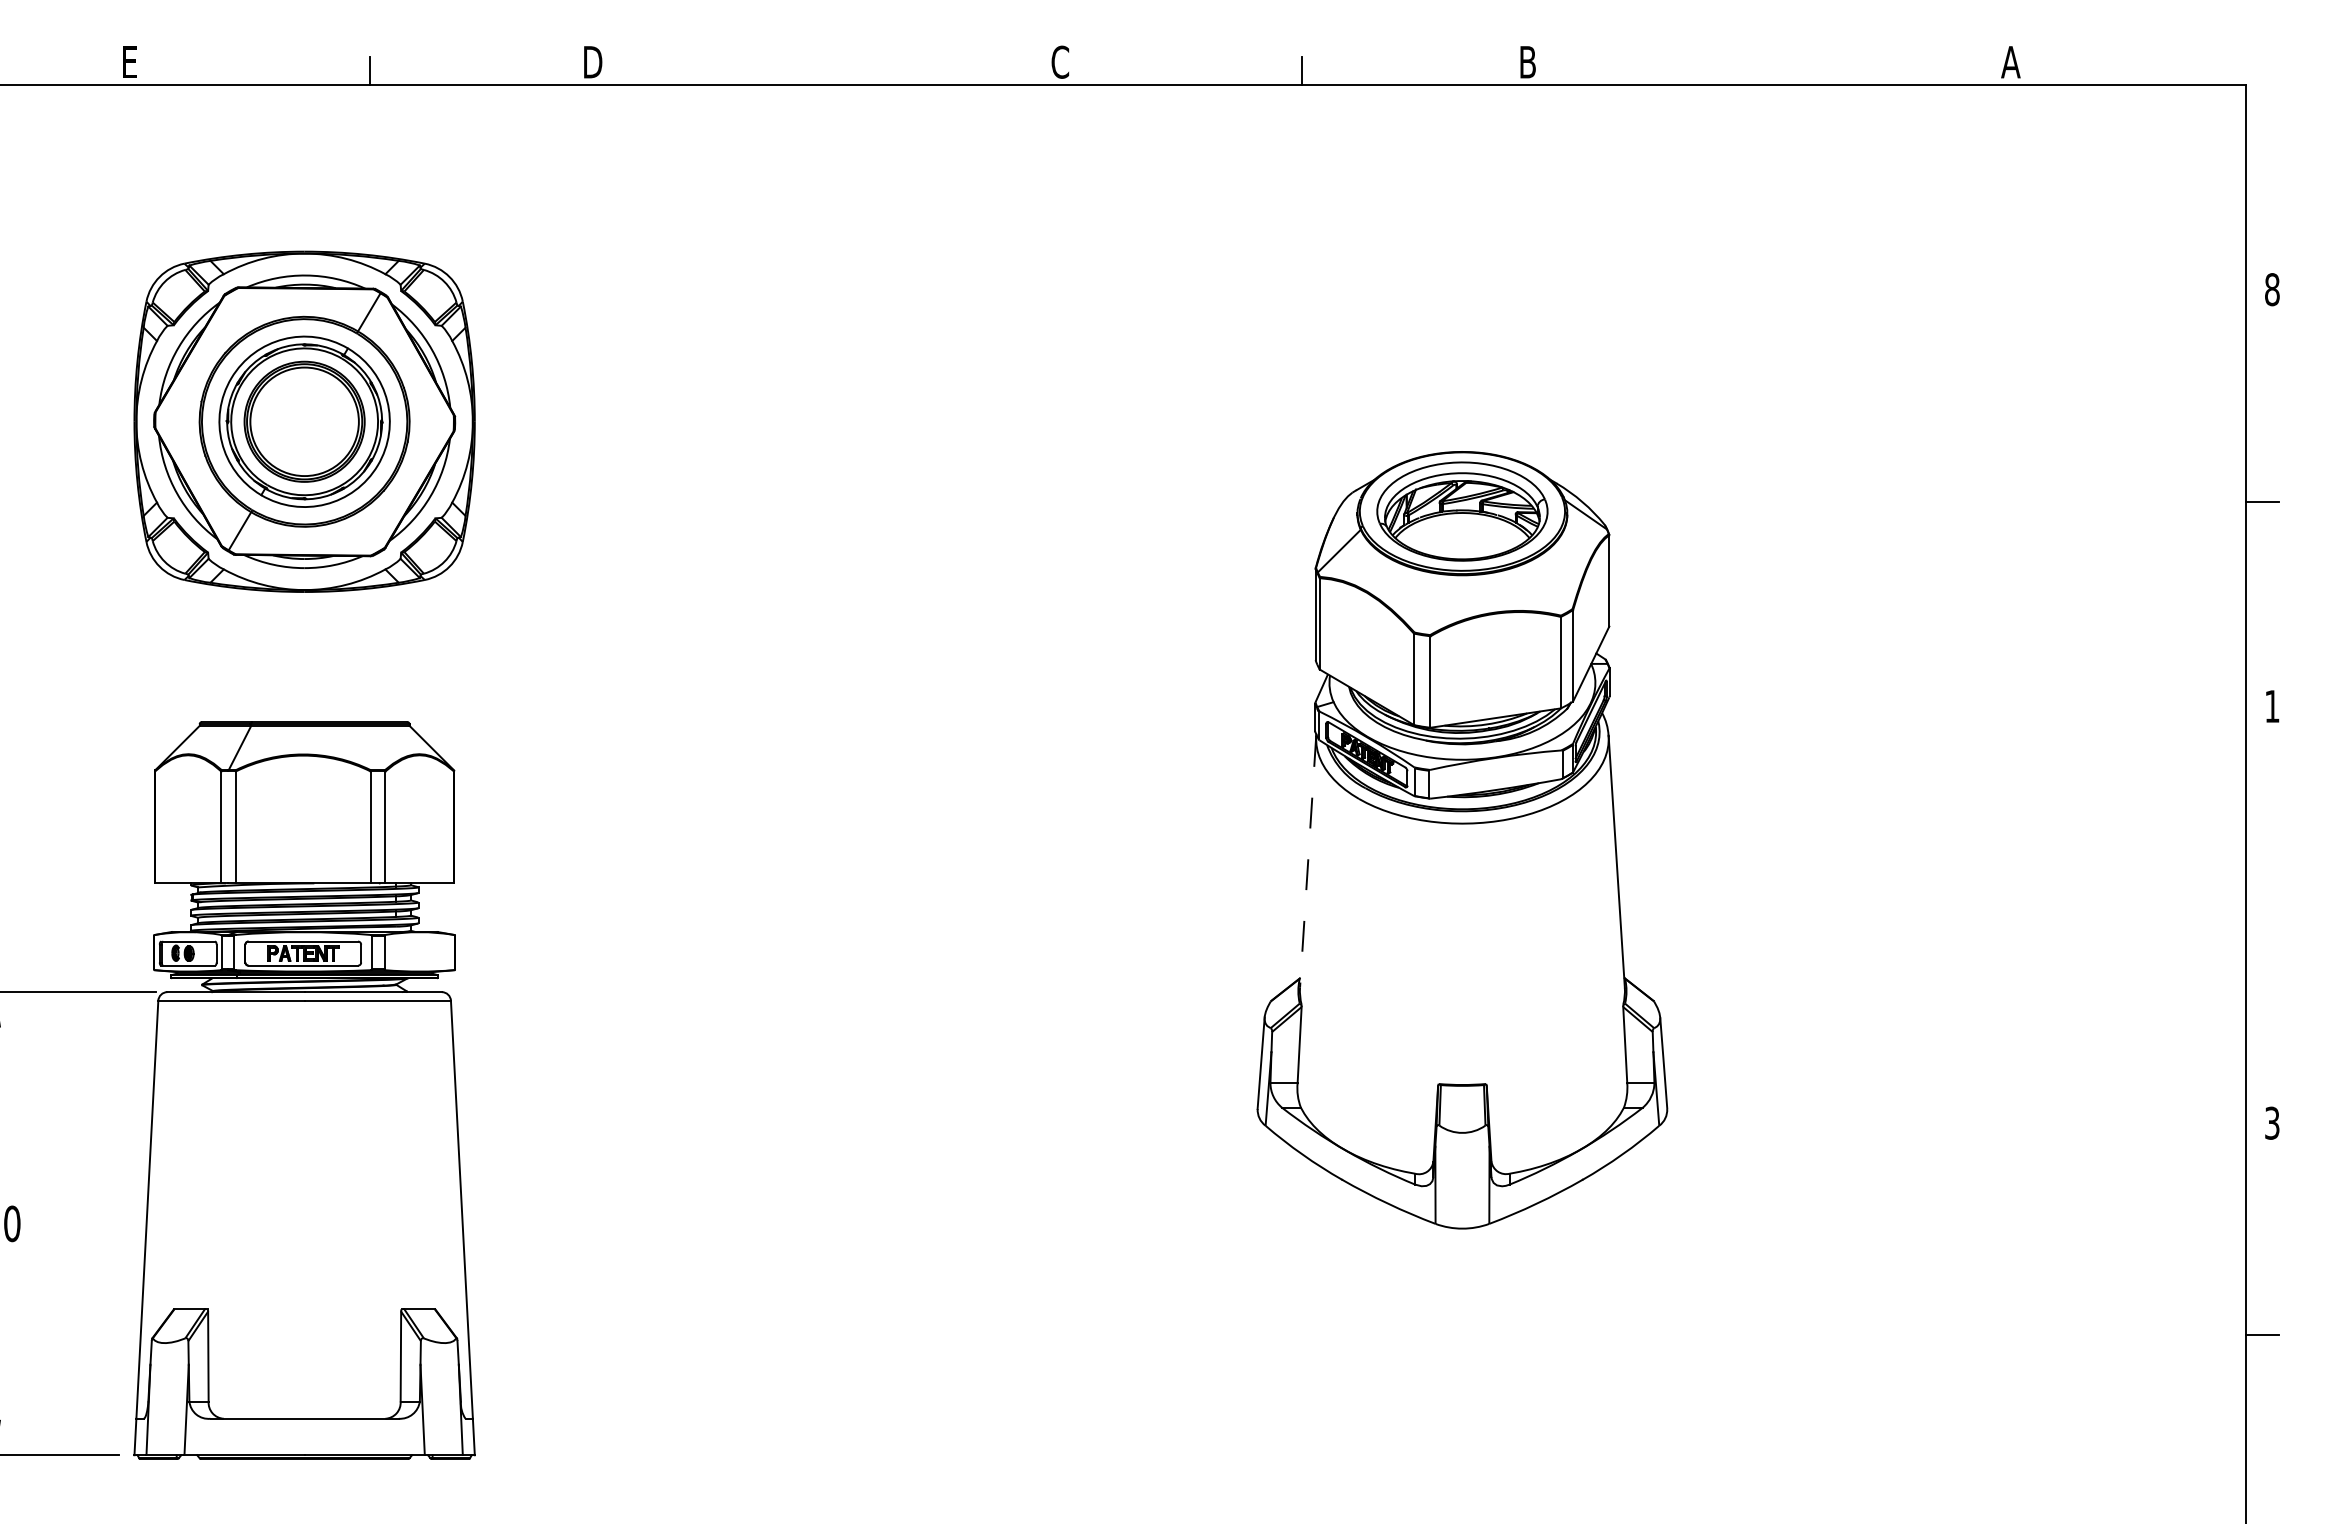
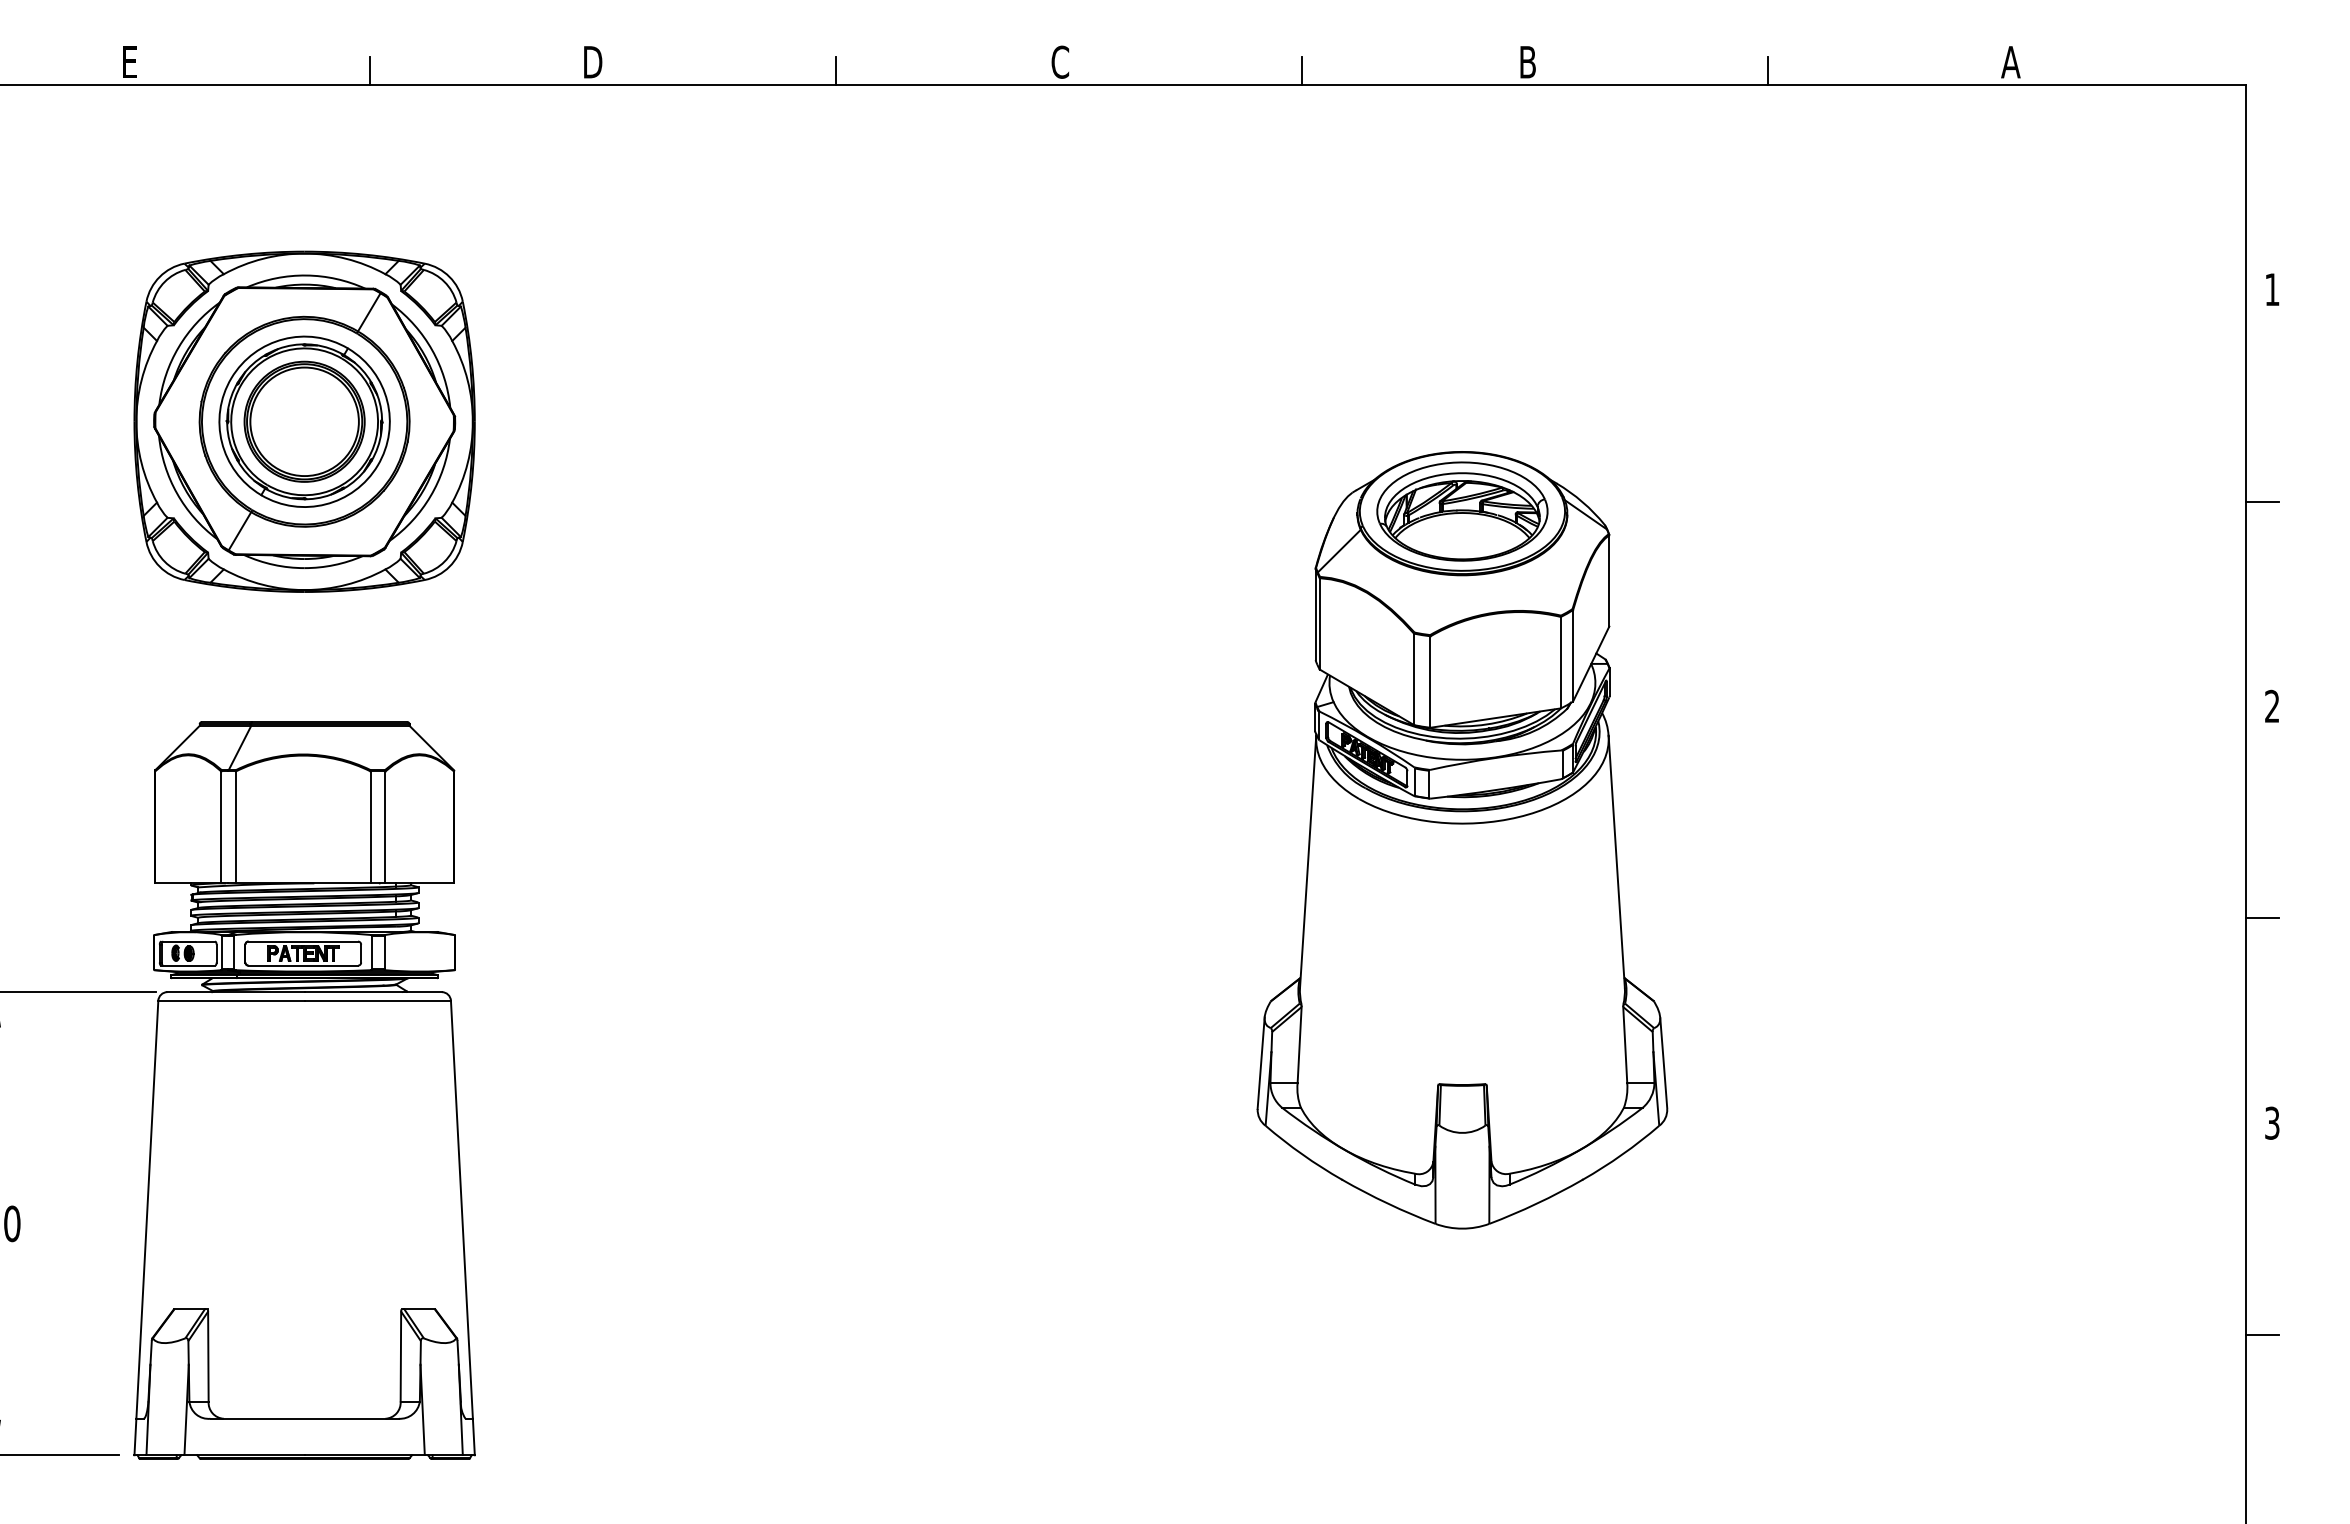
line: none -> present (835, 70)
line: none -> present (1768, 70)
text: 8 -> 1 (2272, 289)
text: 1 -> 2 (2272, 705)
line: dashed -> solid (1308, 862)
line: none -> present (2261, 918)
